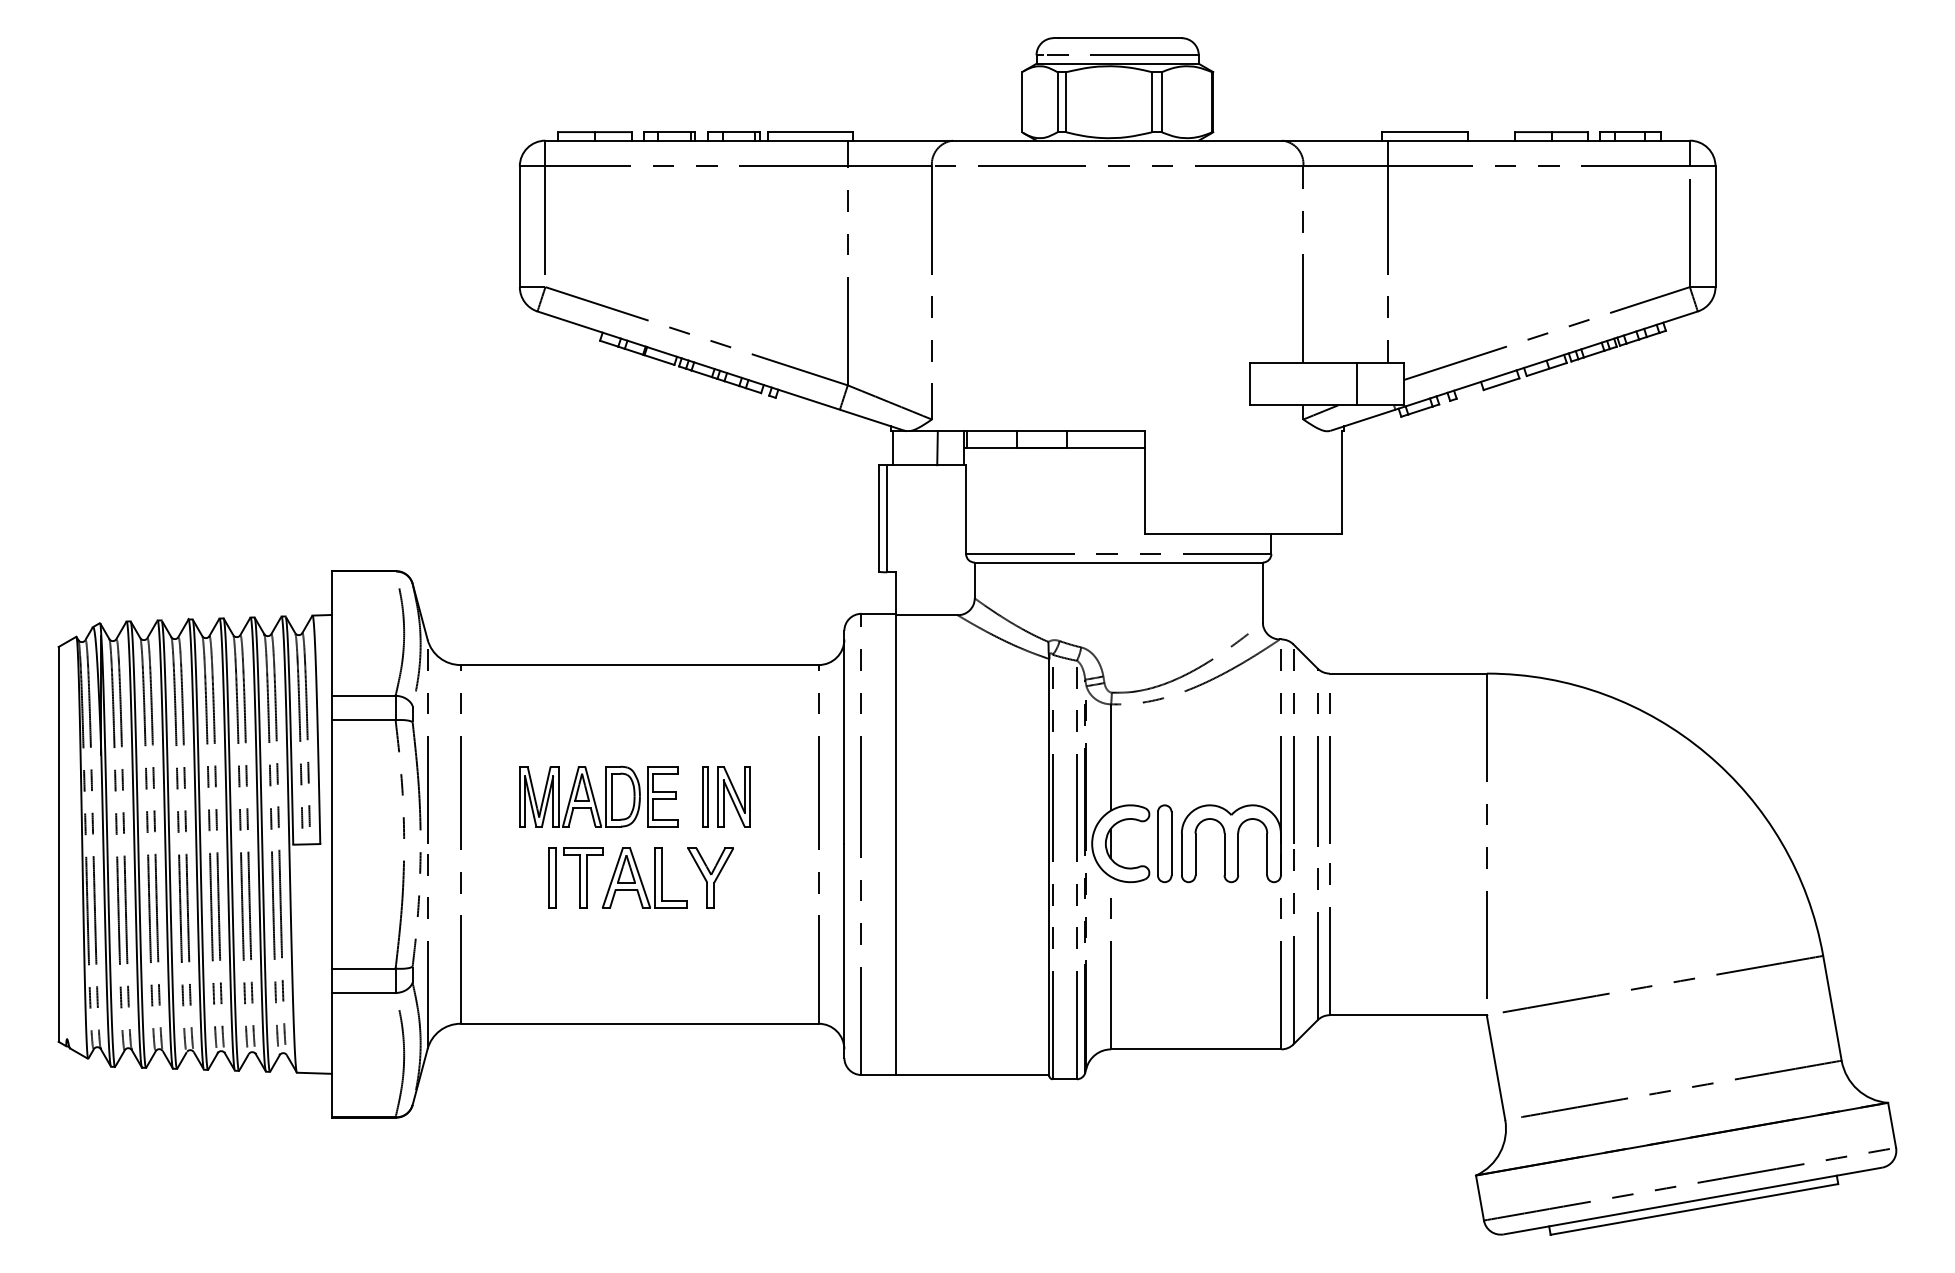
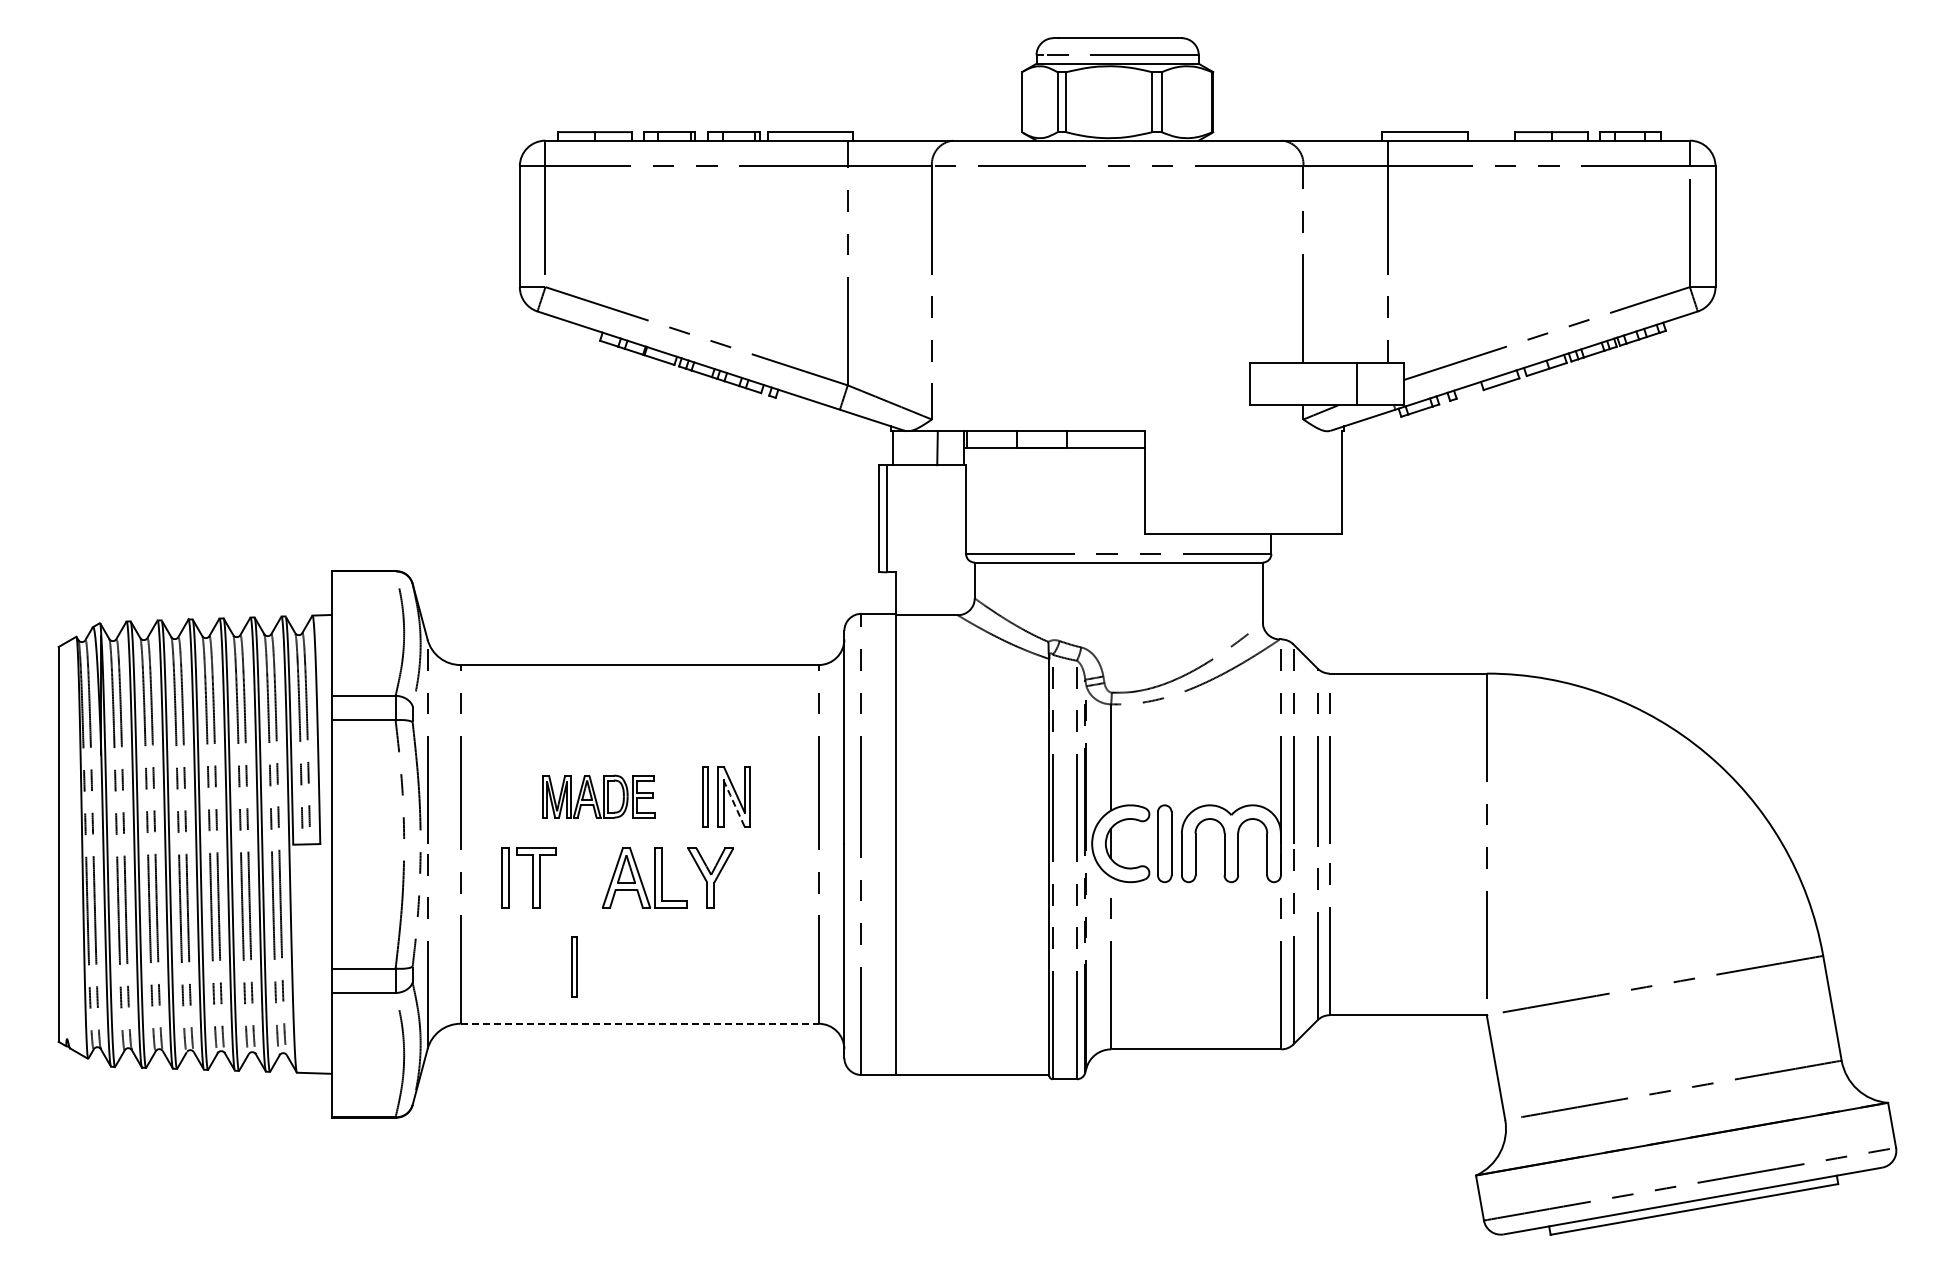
part size: 160x63 px -> 114x45 px (598, 796)
line: solid -> dashed (733, 803)
part position: (575, 877) -> (528, 877) (528, 877)
part: none -> present (574, 966)
line: solid -> dashed (640, 1023)
